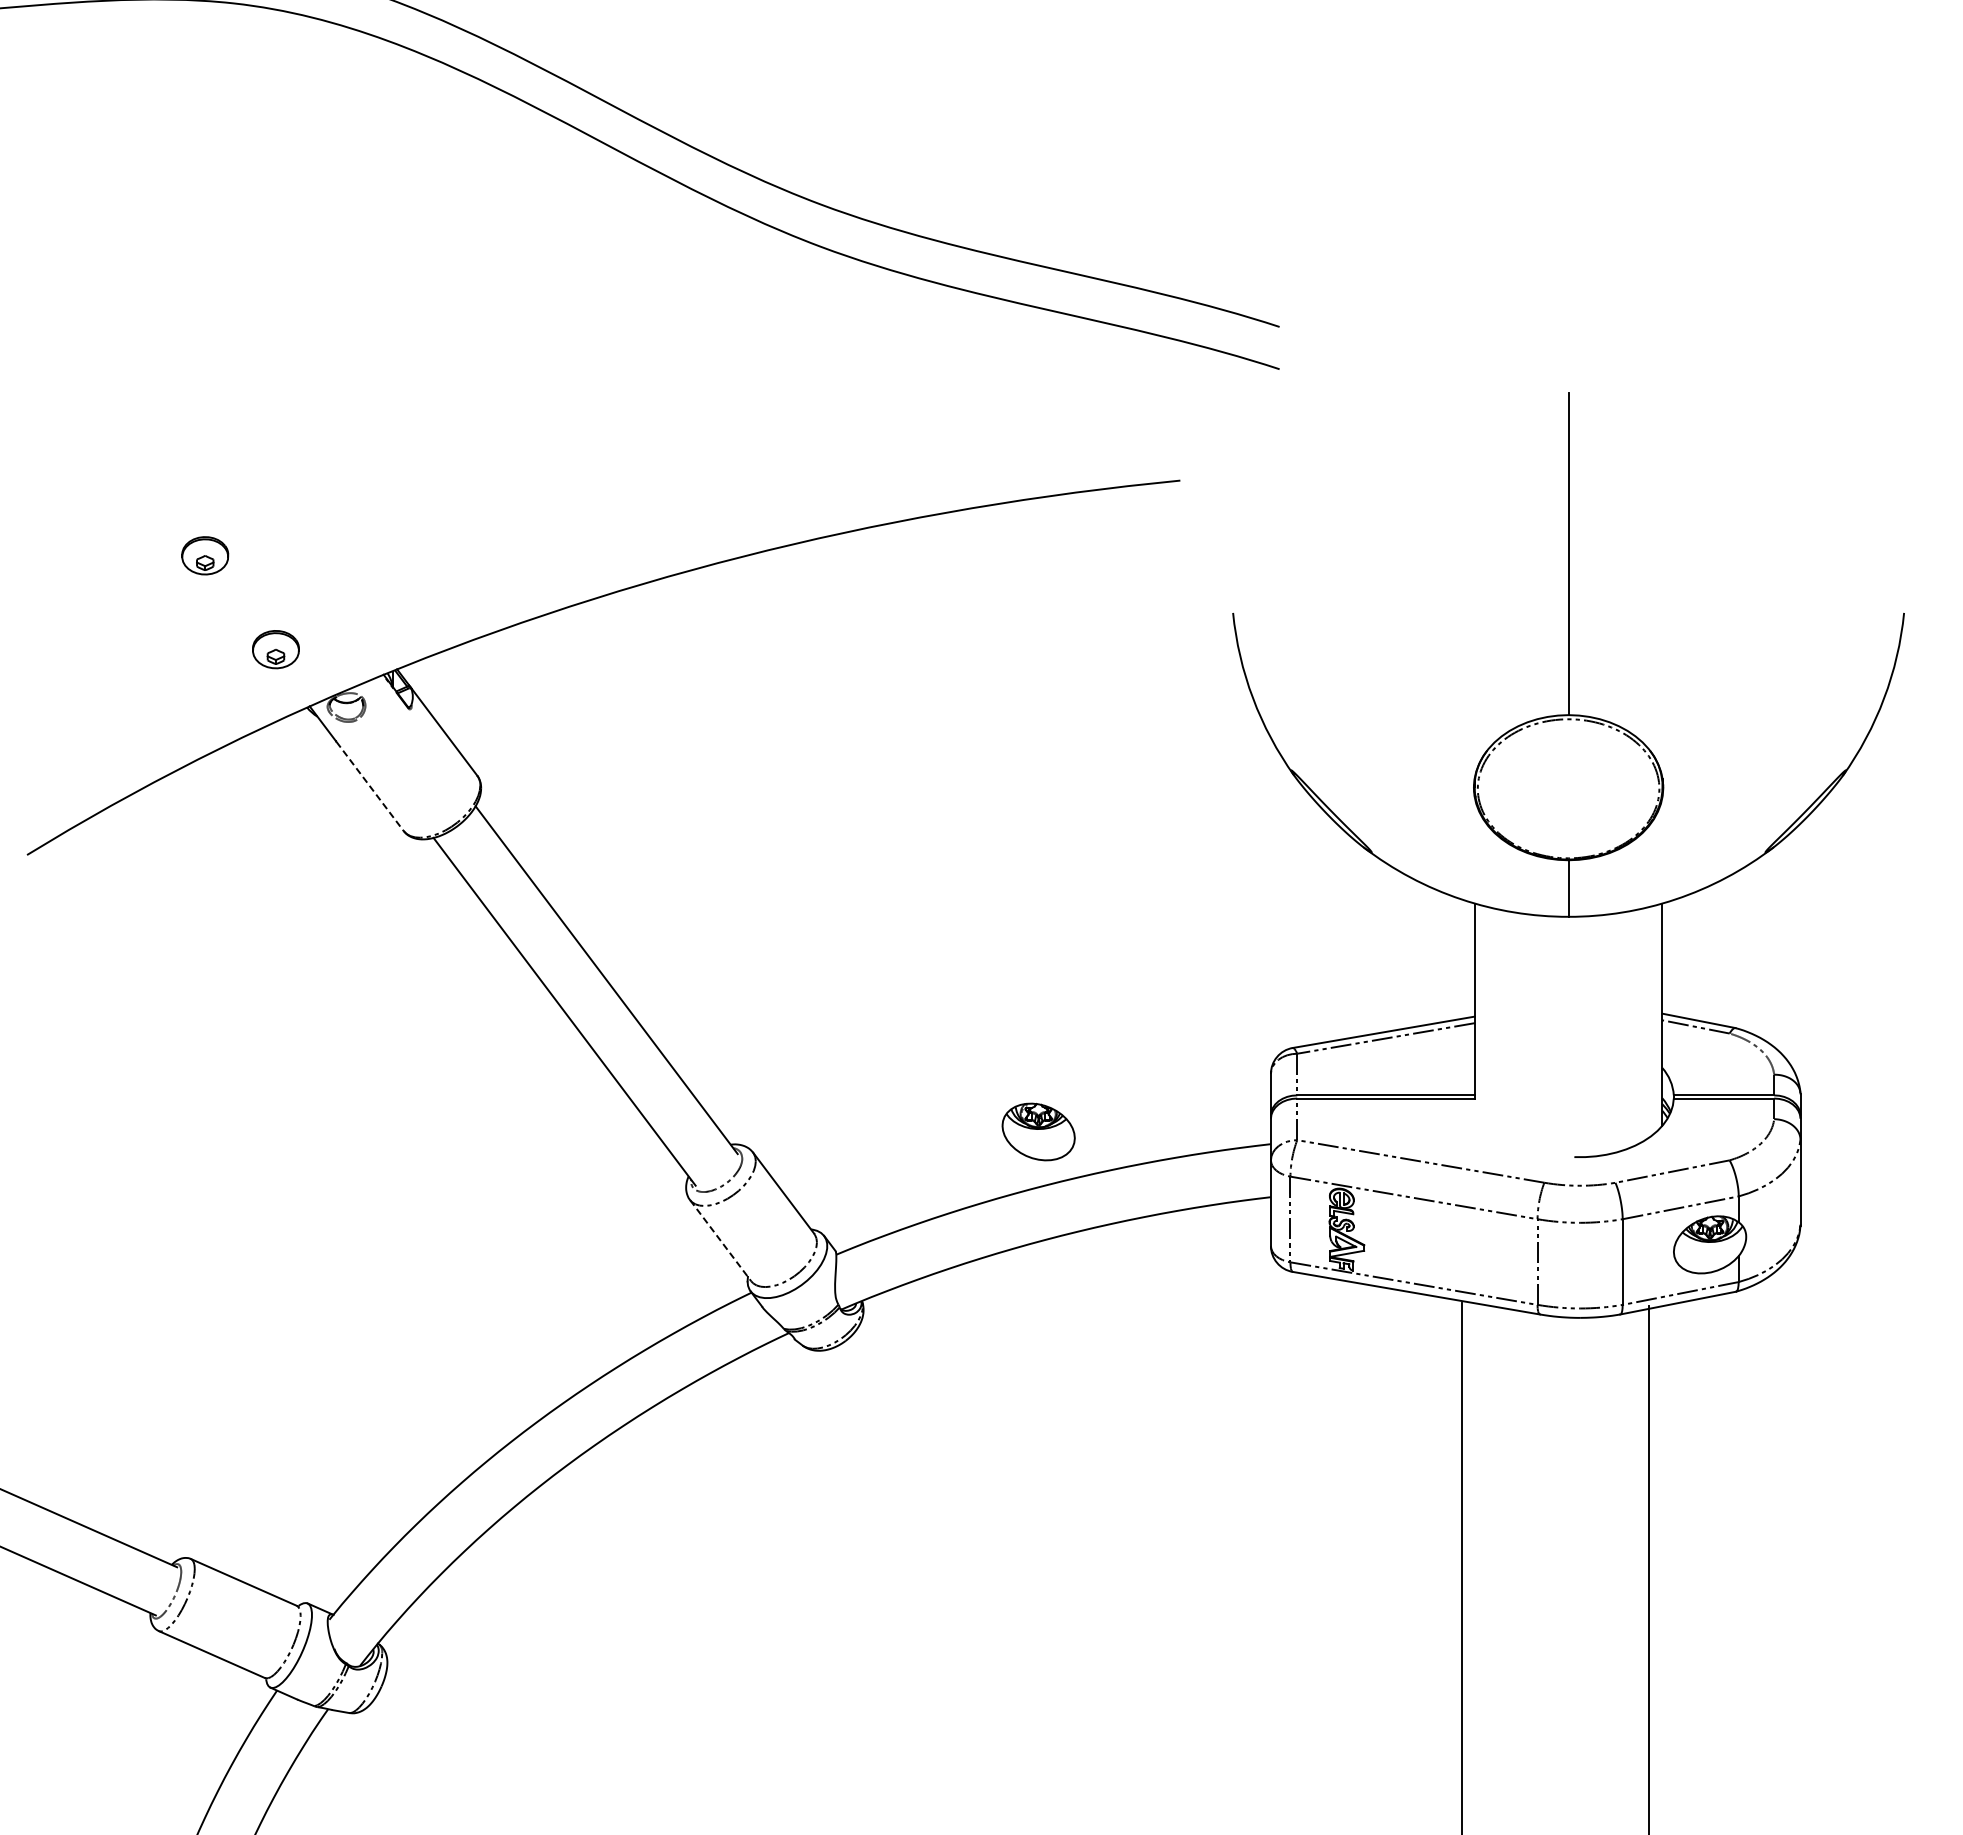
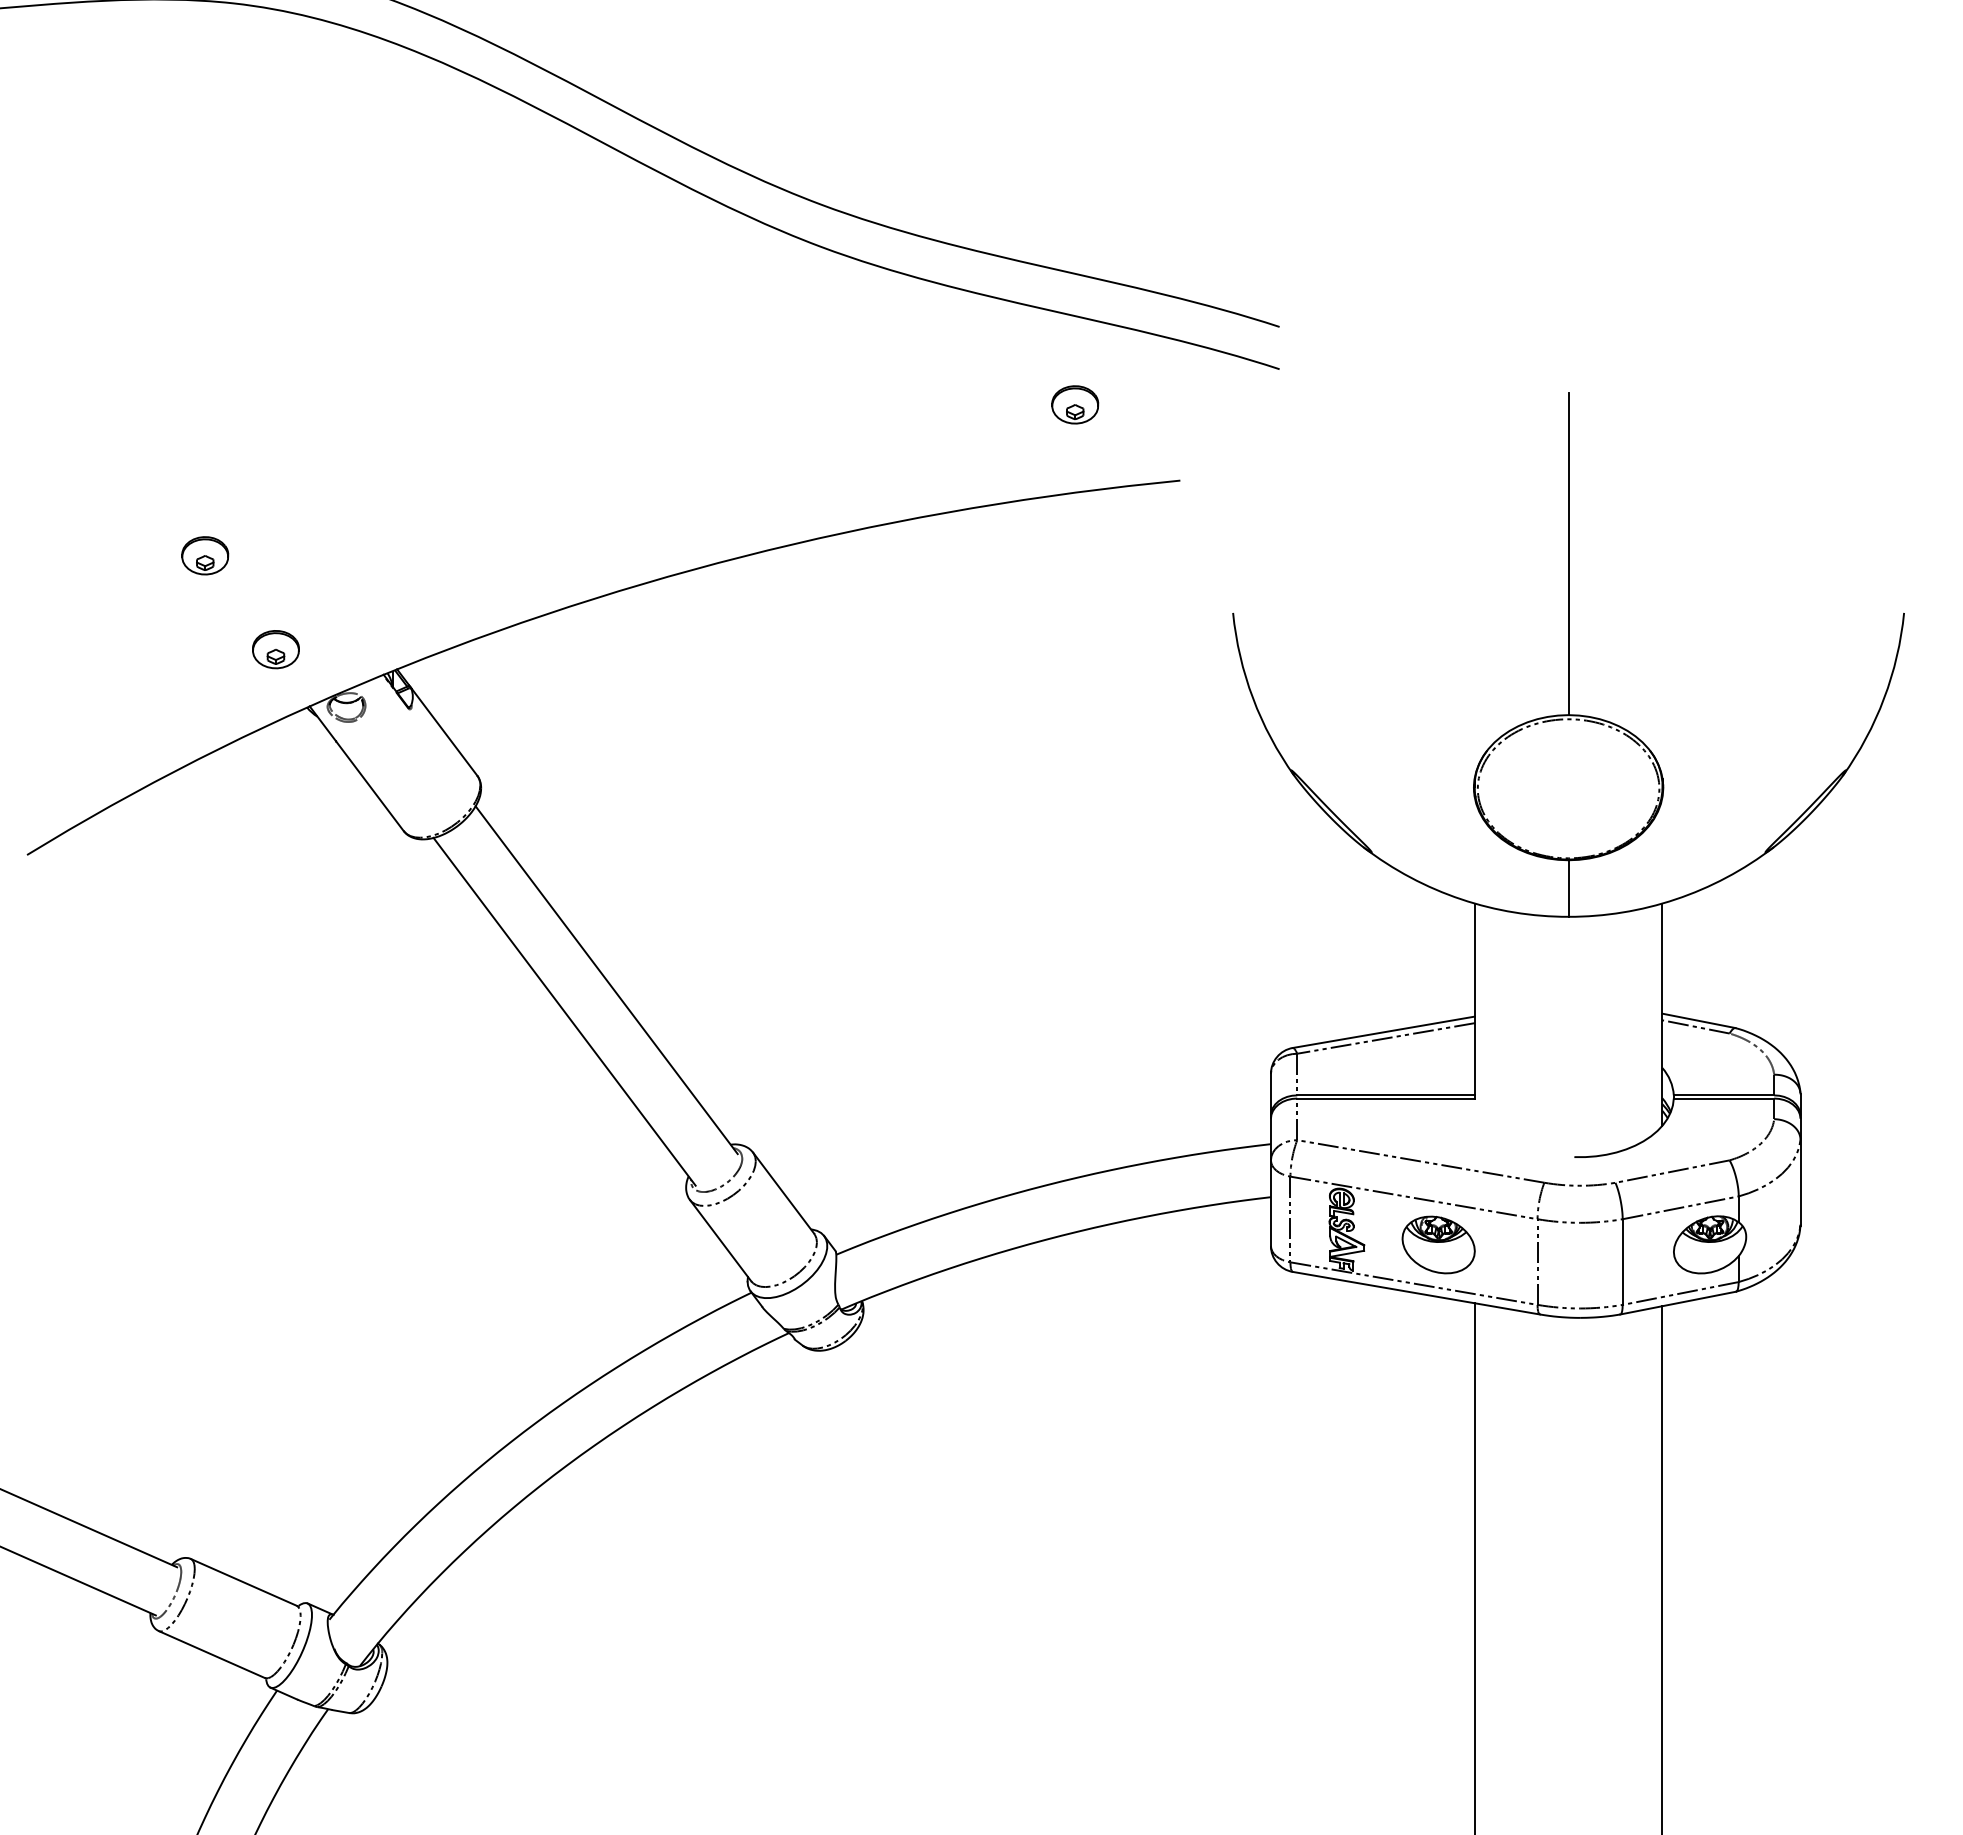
part: none -> present (1075, 404)
line: dashed -> solid (370, 786)
part position: (1038, 1131) -> (1438, 1244) (1438, 1244)
line: dashed -> solid (720, 1240)
line position: (1461, 1567) -> (1474, 1567) (1474, 1567)
line position: (1649, 1568) -> (1662, 1568) (1662, 1568)
